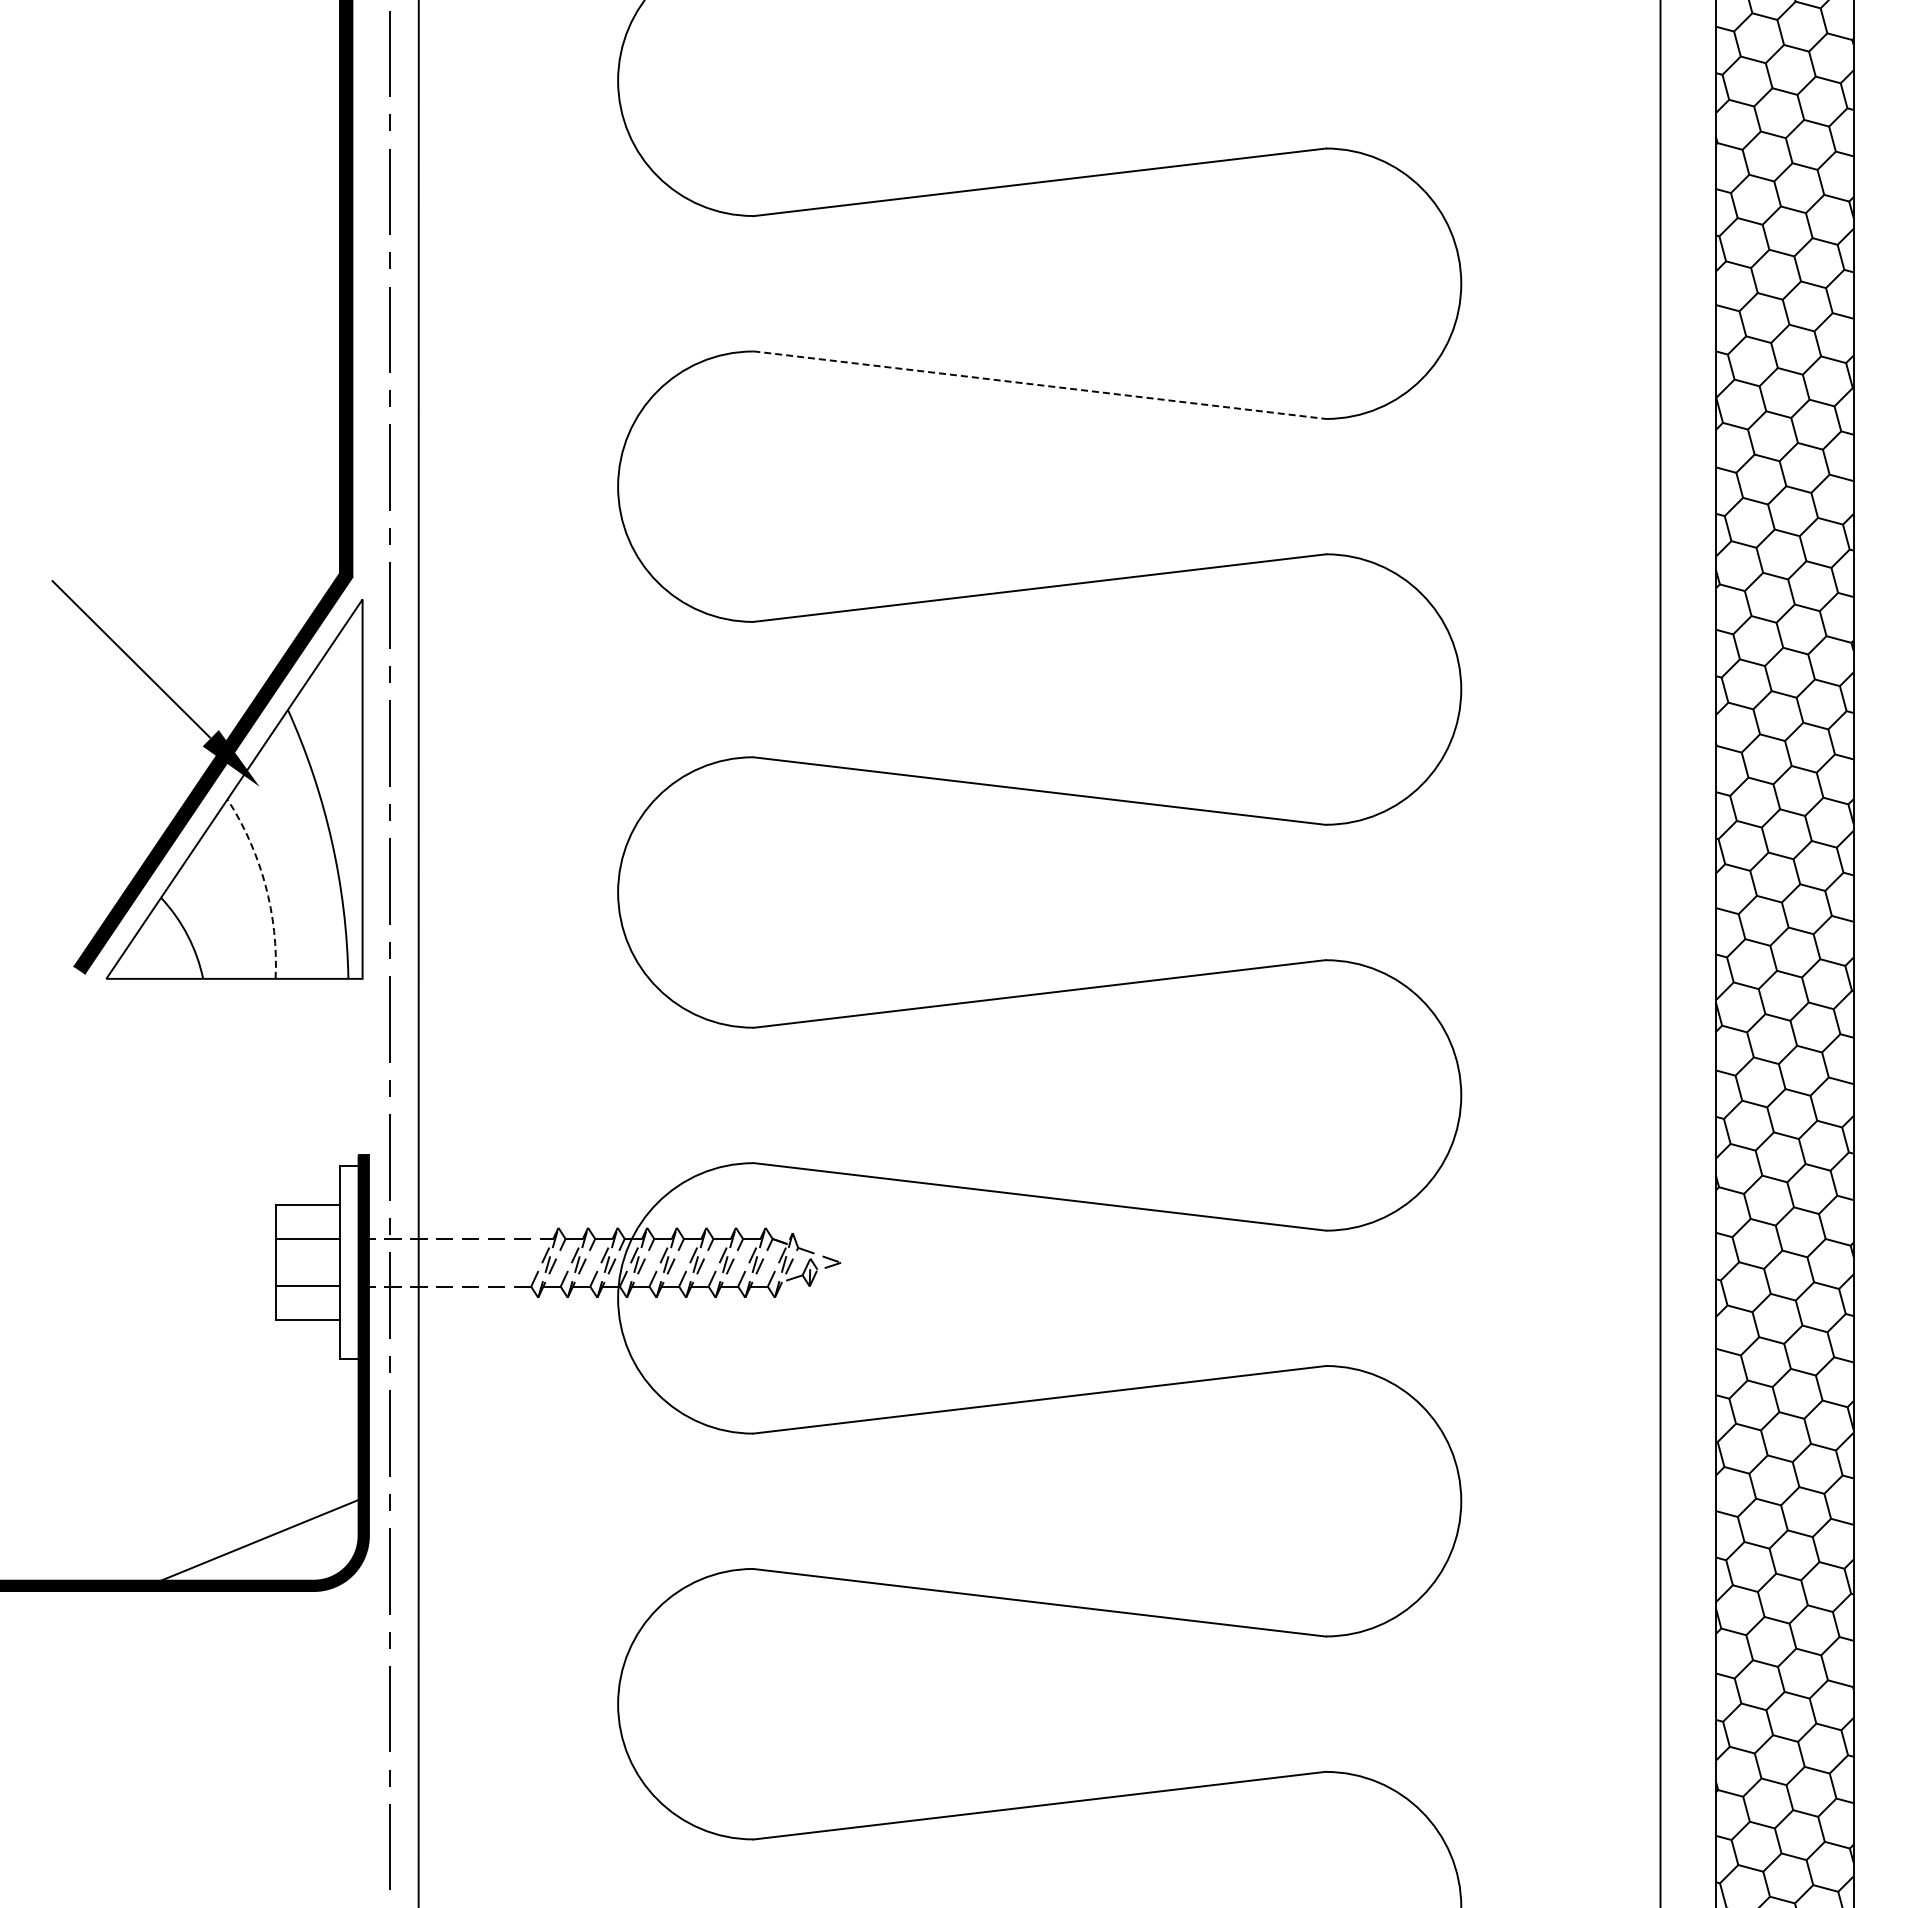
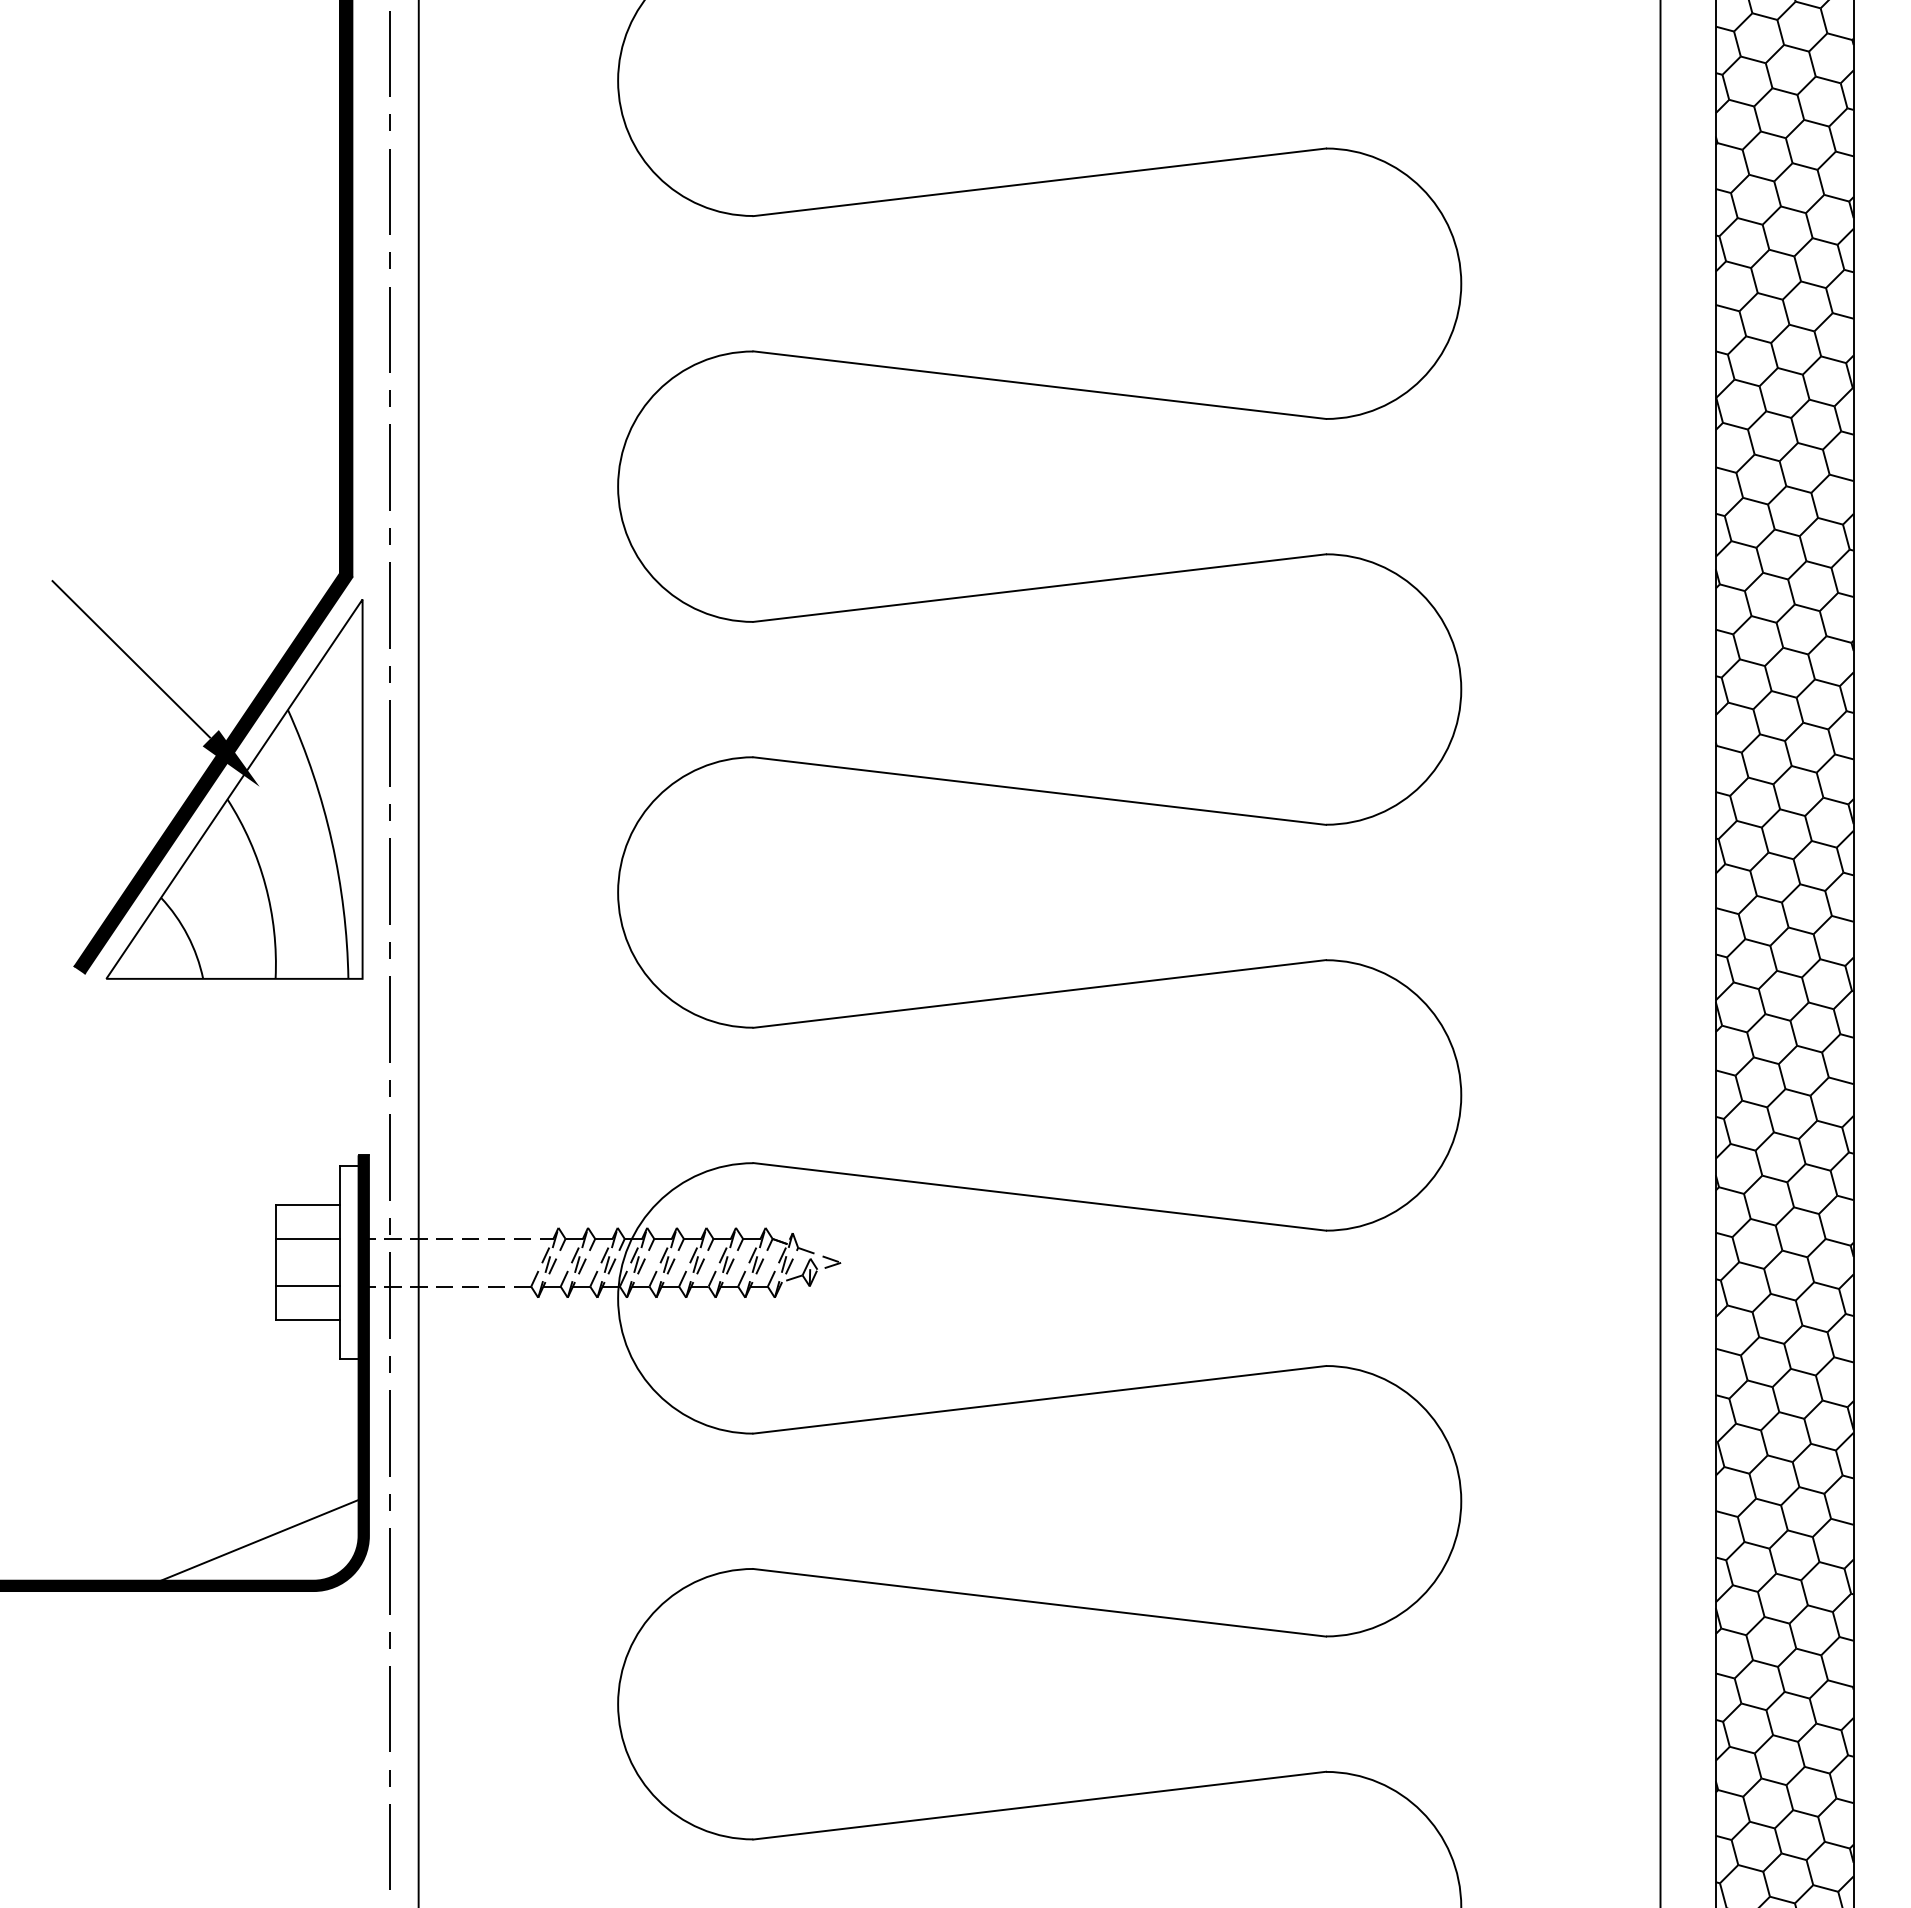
line: dashed -> solid (1040, 385)
arc: dashed -> solid (265, 885)
